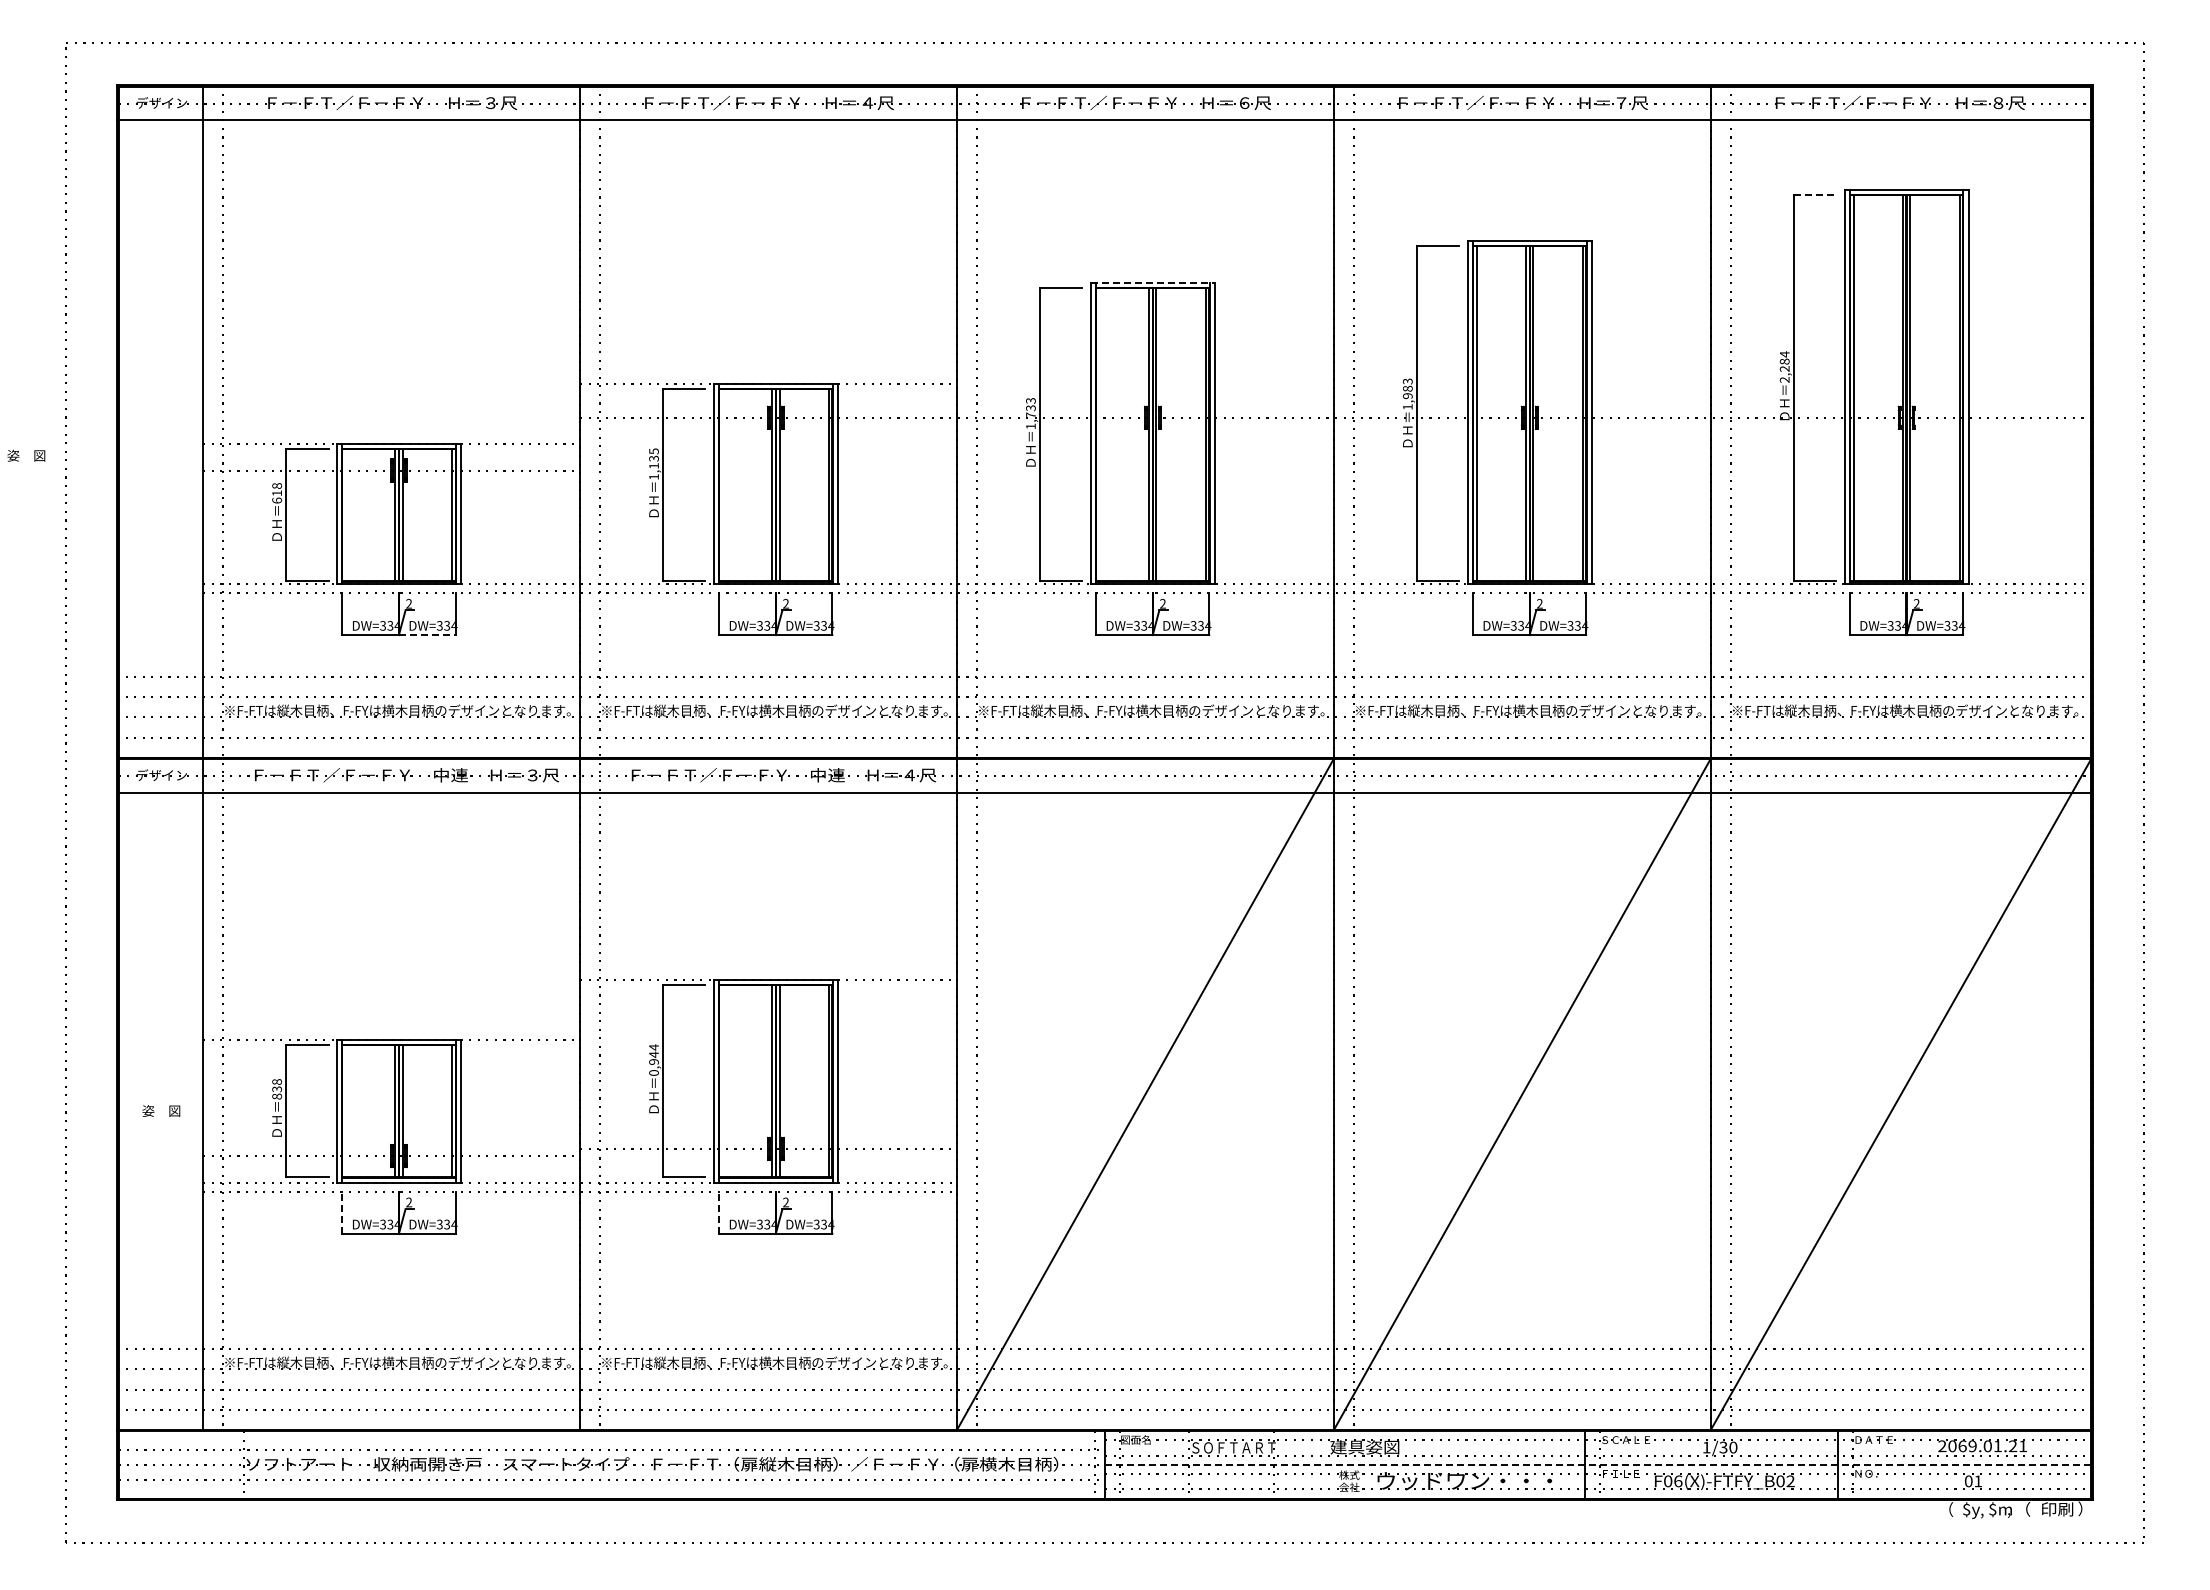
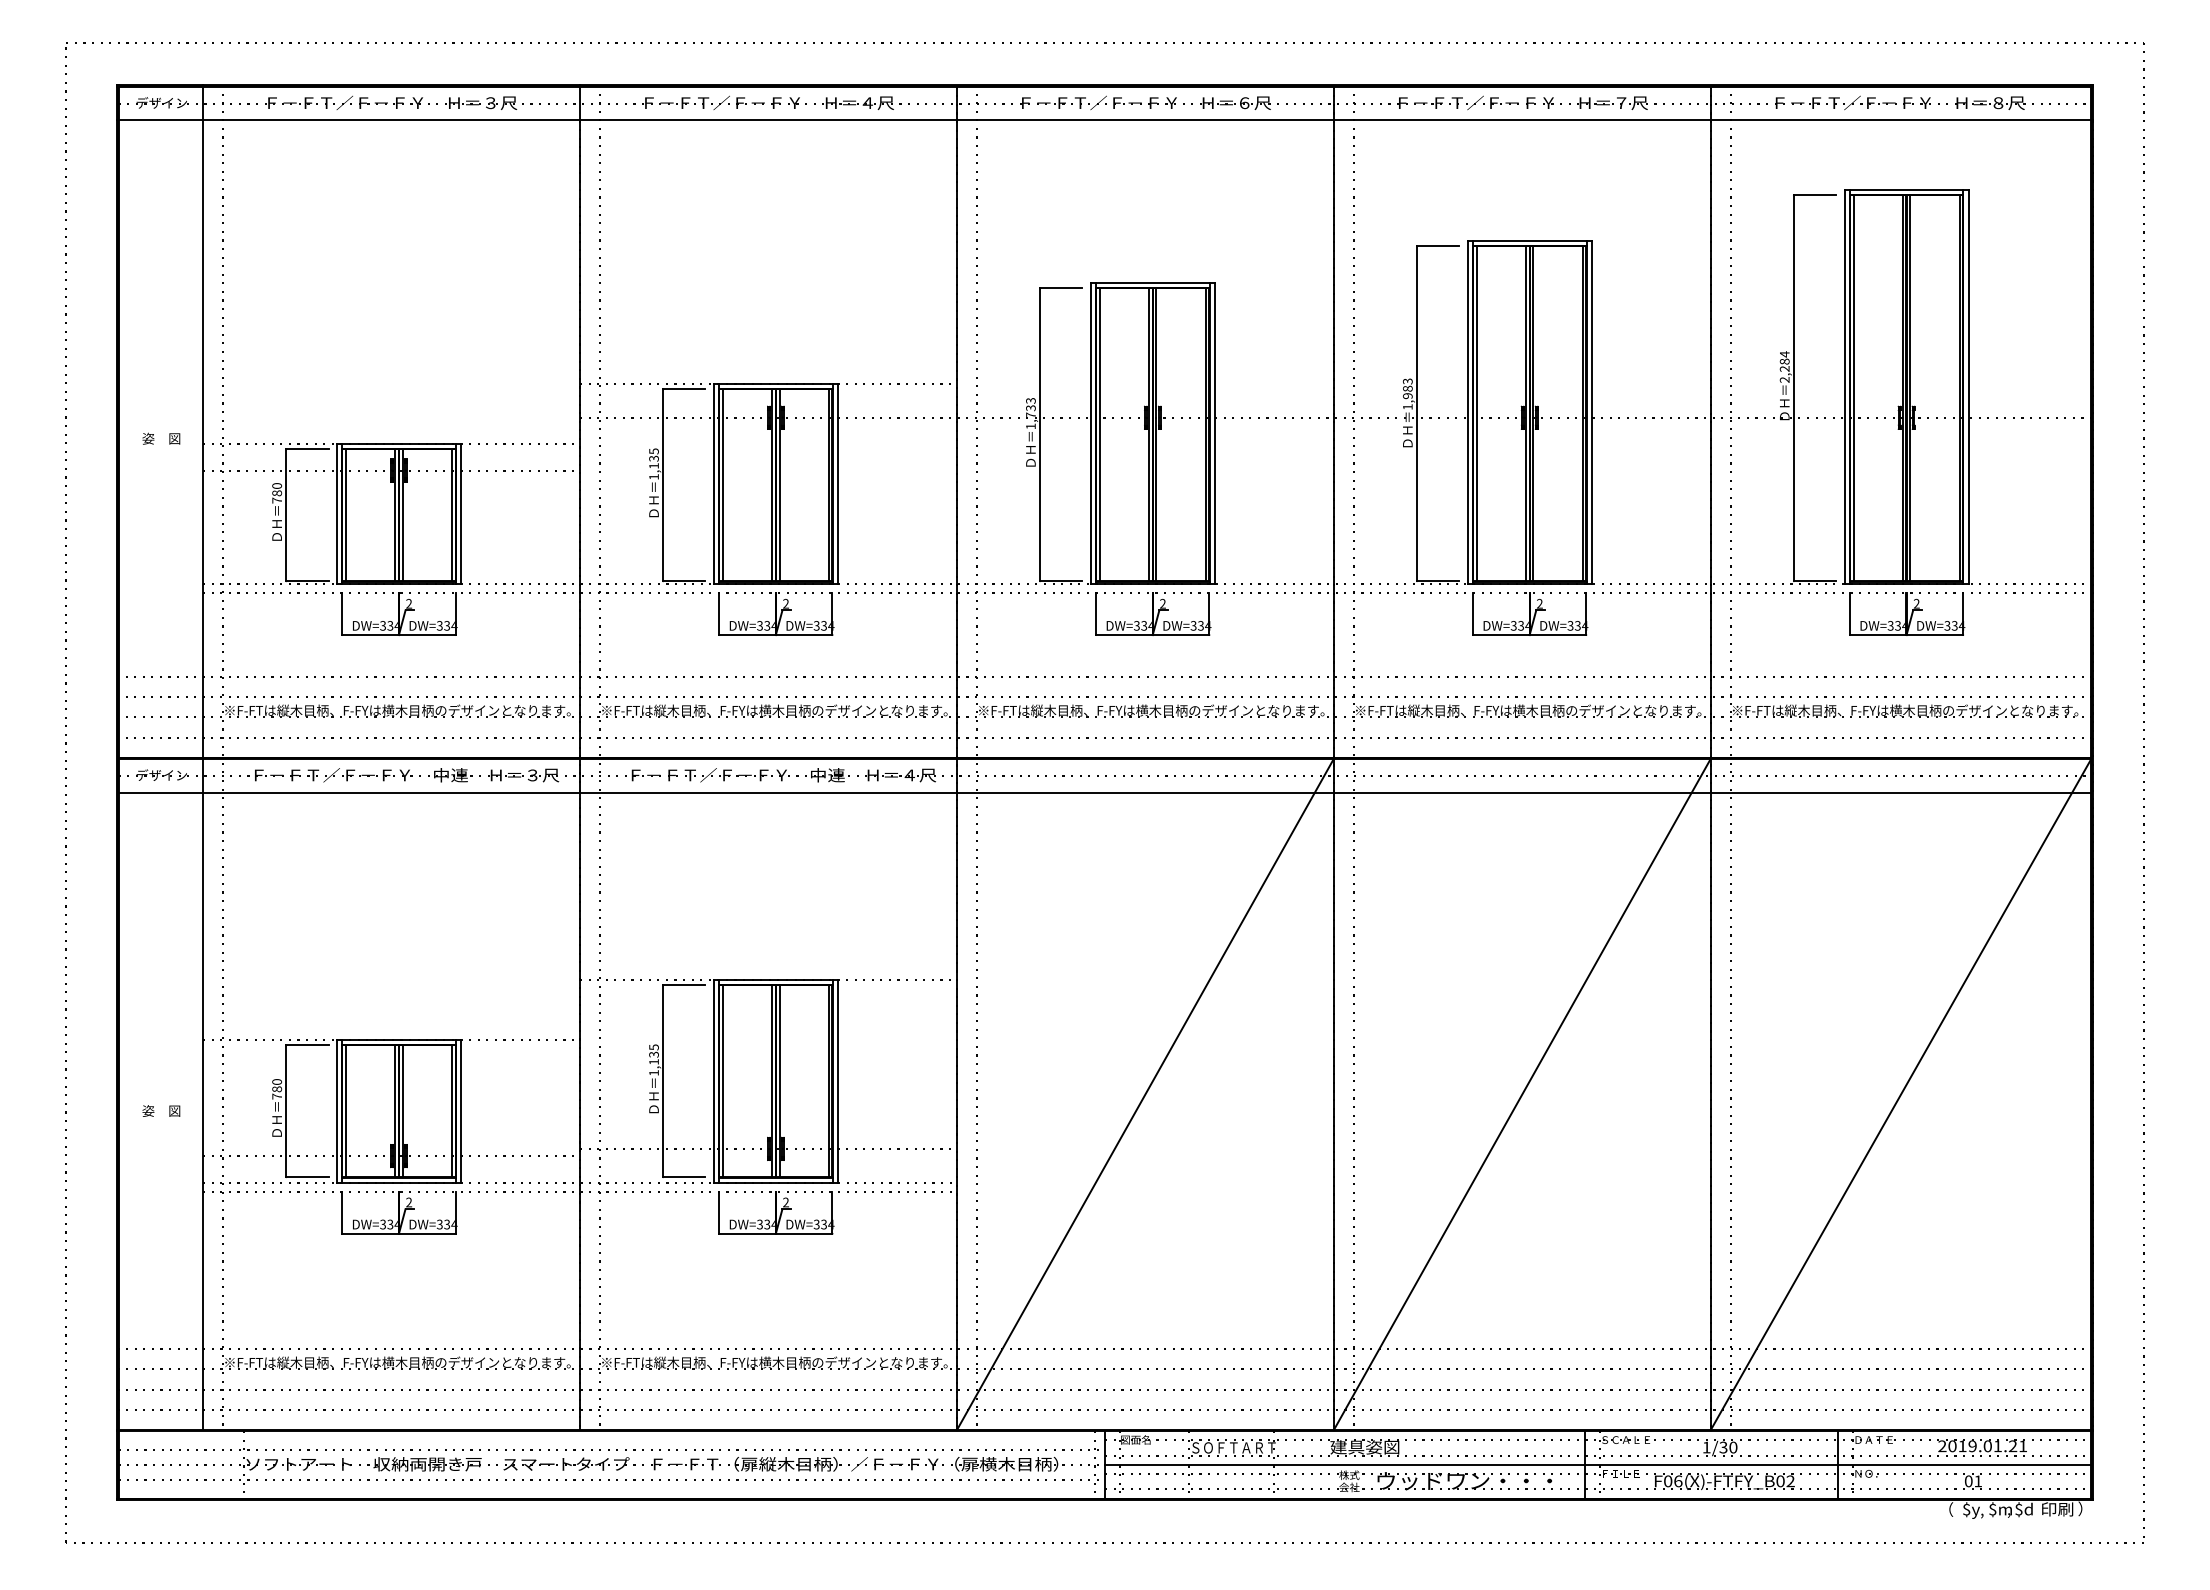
line: dashed -> solid (1815, 195)
line: dashed -> solid (1152, 282)
line: none -> present (1099, 434)
text position: (26, 455) -> (161, 438) (161, 438)
line: none -> present (722, 485)
text: 618 -> 780 (277, 493)
line: none -> present (345, 515)
line: dashed -> solid (427, 635)
text: 0,944 -> 1,135 (653, 1059)
line: none -> present (722, 1081)
text: 838 -> 780 (277, 1089)
line: none -> present (345, 1111)
line: dashed -> solid (342, 1212)
line: dashed -> solid (719, 1212)
text: 2069.01.21 -> 2019.01.21 (1962, 1446)
line: dashed -> solid (1598, 1464)
text: （ -> $d (2023, 1509)
